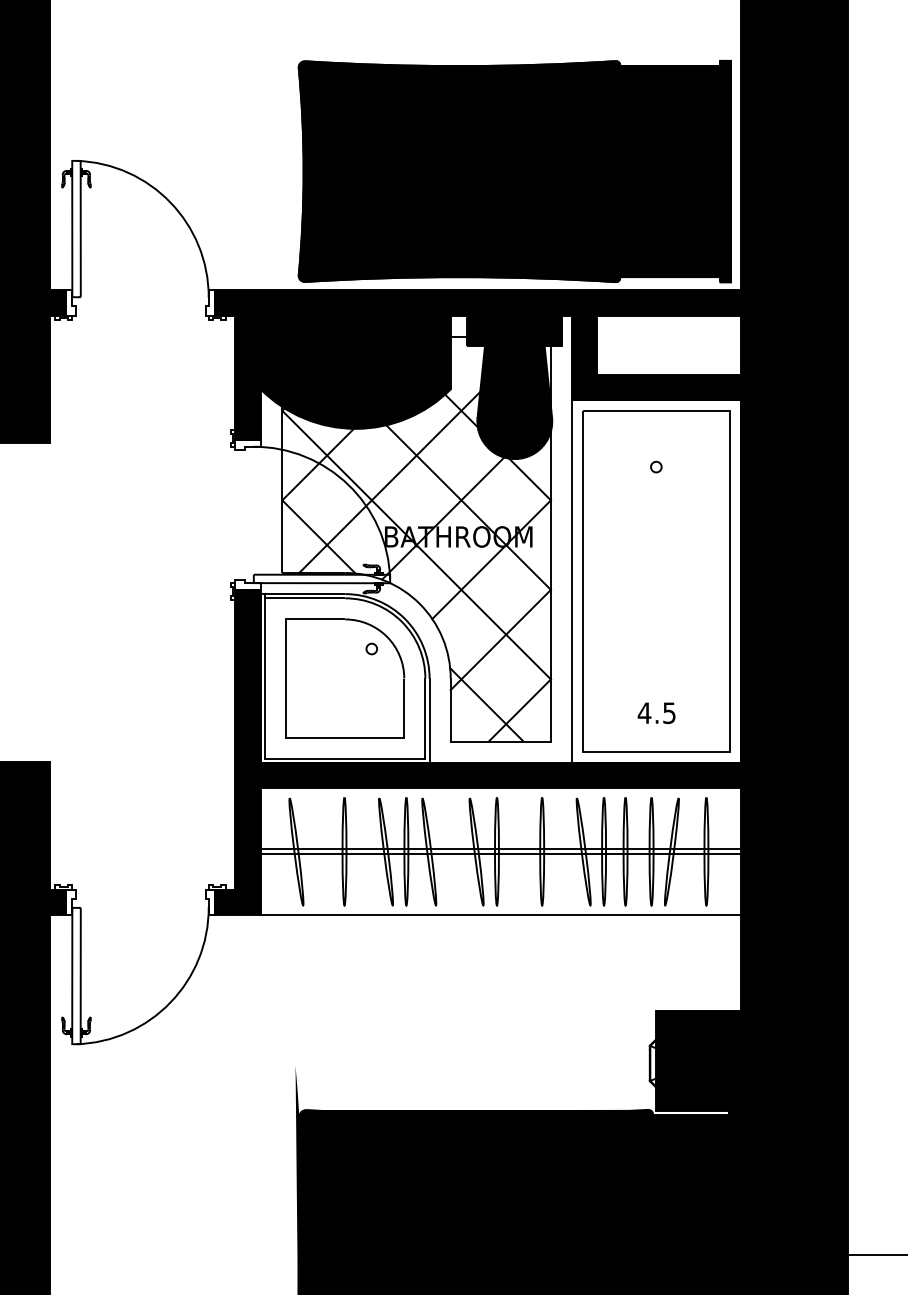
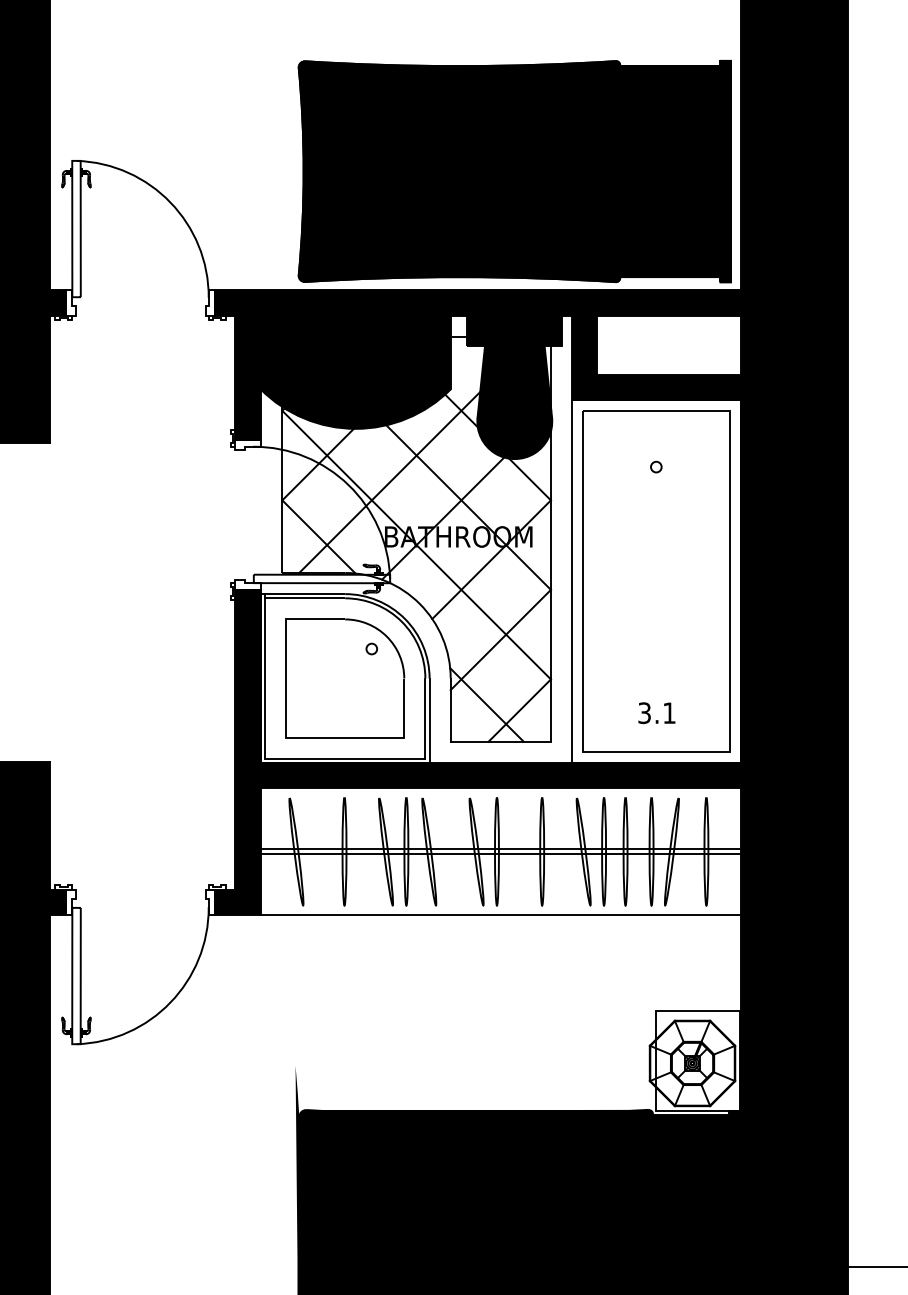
text: 4.5 -> 3.1 (656, 713)
fill: present -> none (698, 1060)
line position: (876, 1254) -> (876, 1266) (876, 1266)
